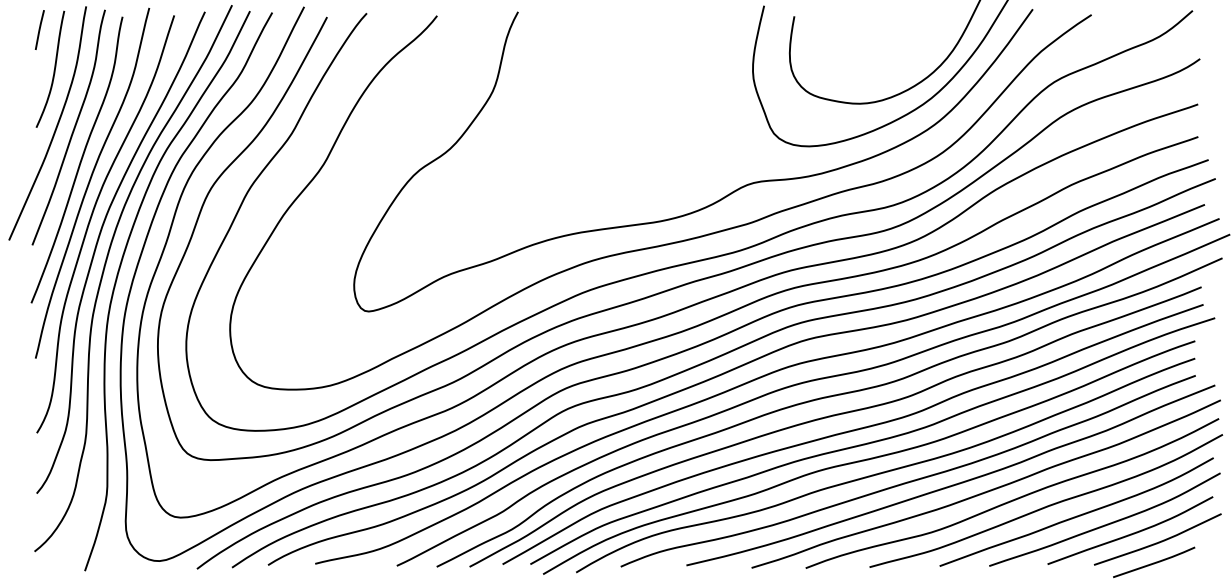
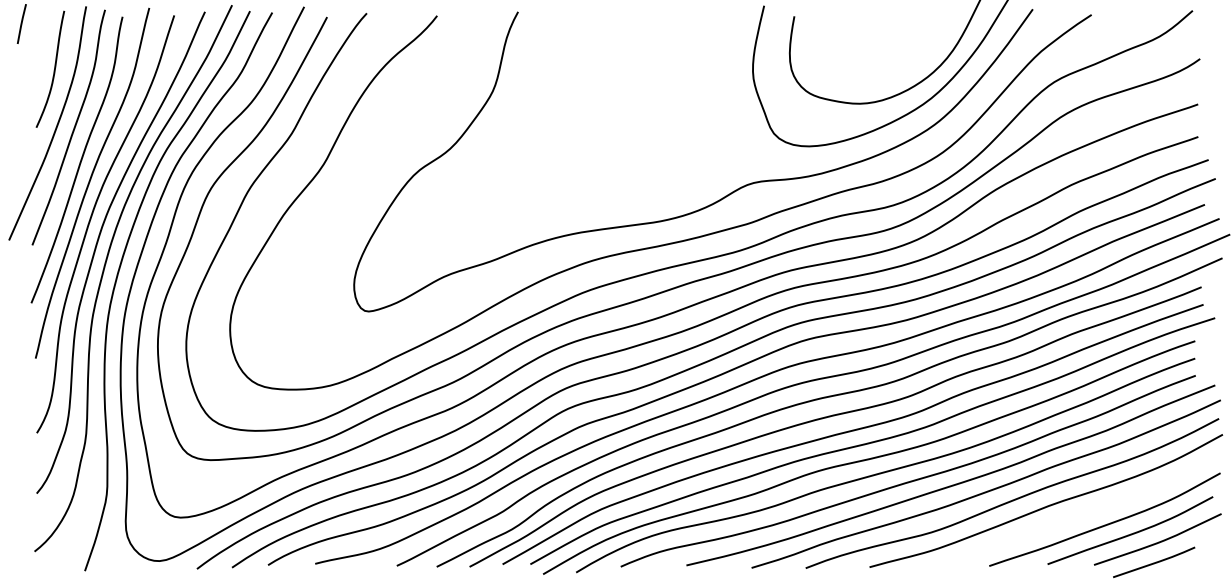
line position: (39, 29) -> (21, 23) (21, 23)
curve: present -> none (1076, 515)
